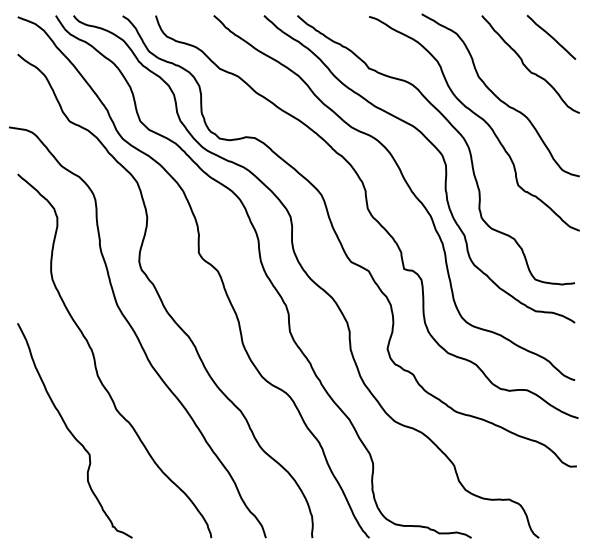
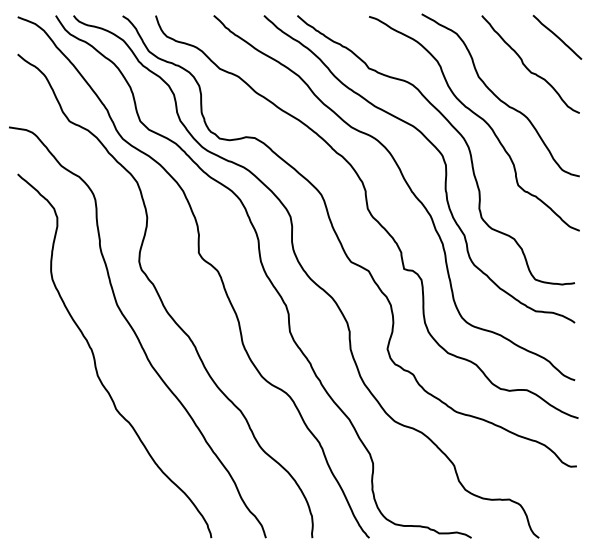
line position: (551, 36) -> (557, 36) (557, 36)
curve: present -> none (71, 431)
